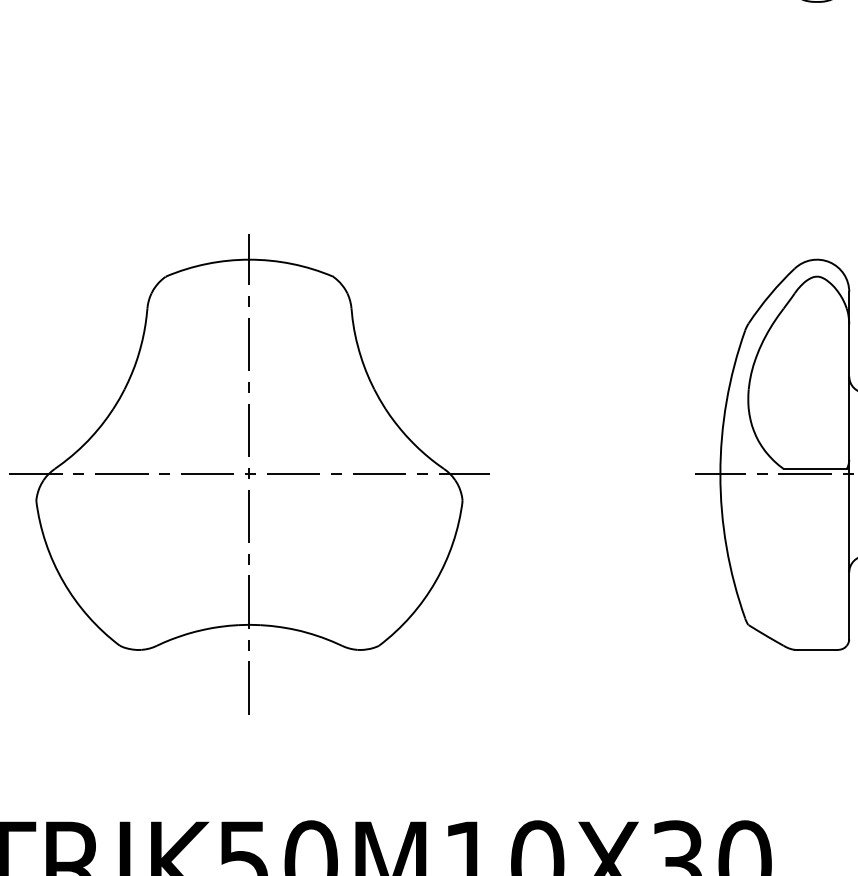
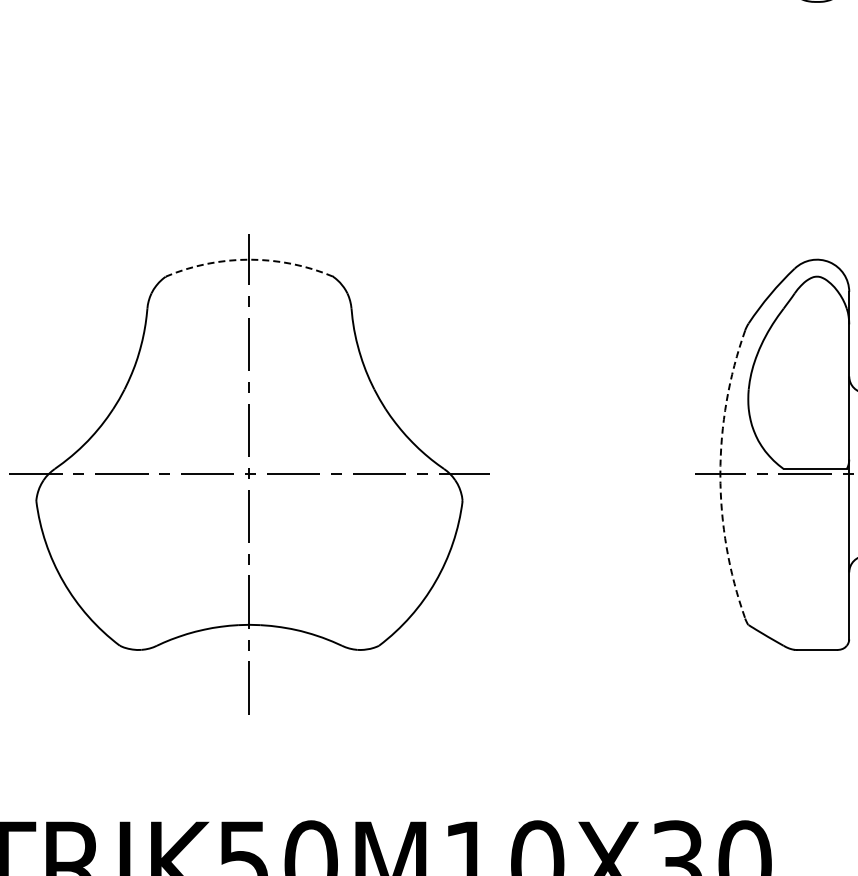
arc: solid -> dashed (249, 259)
arc: solid -> dashed (720, 474)
